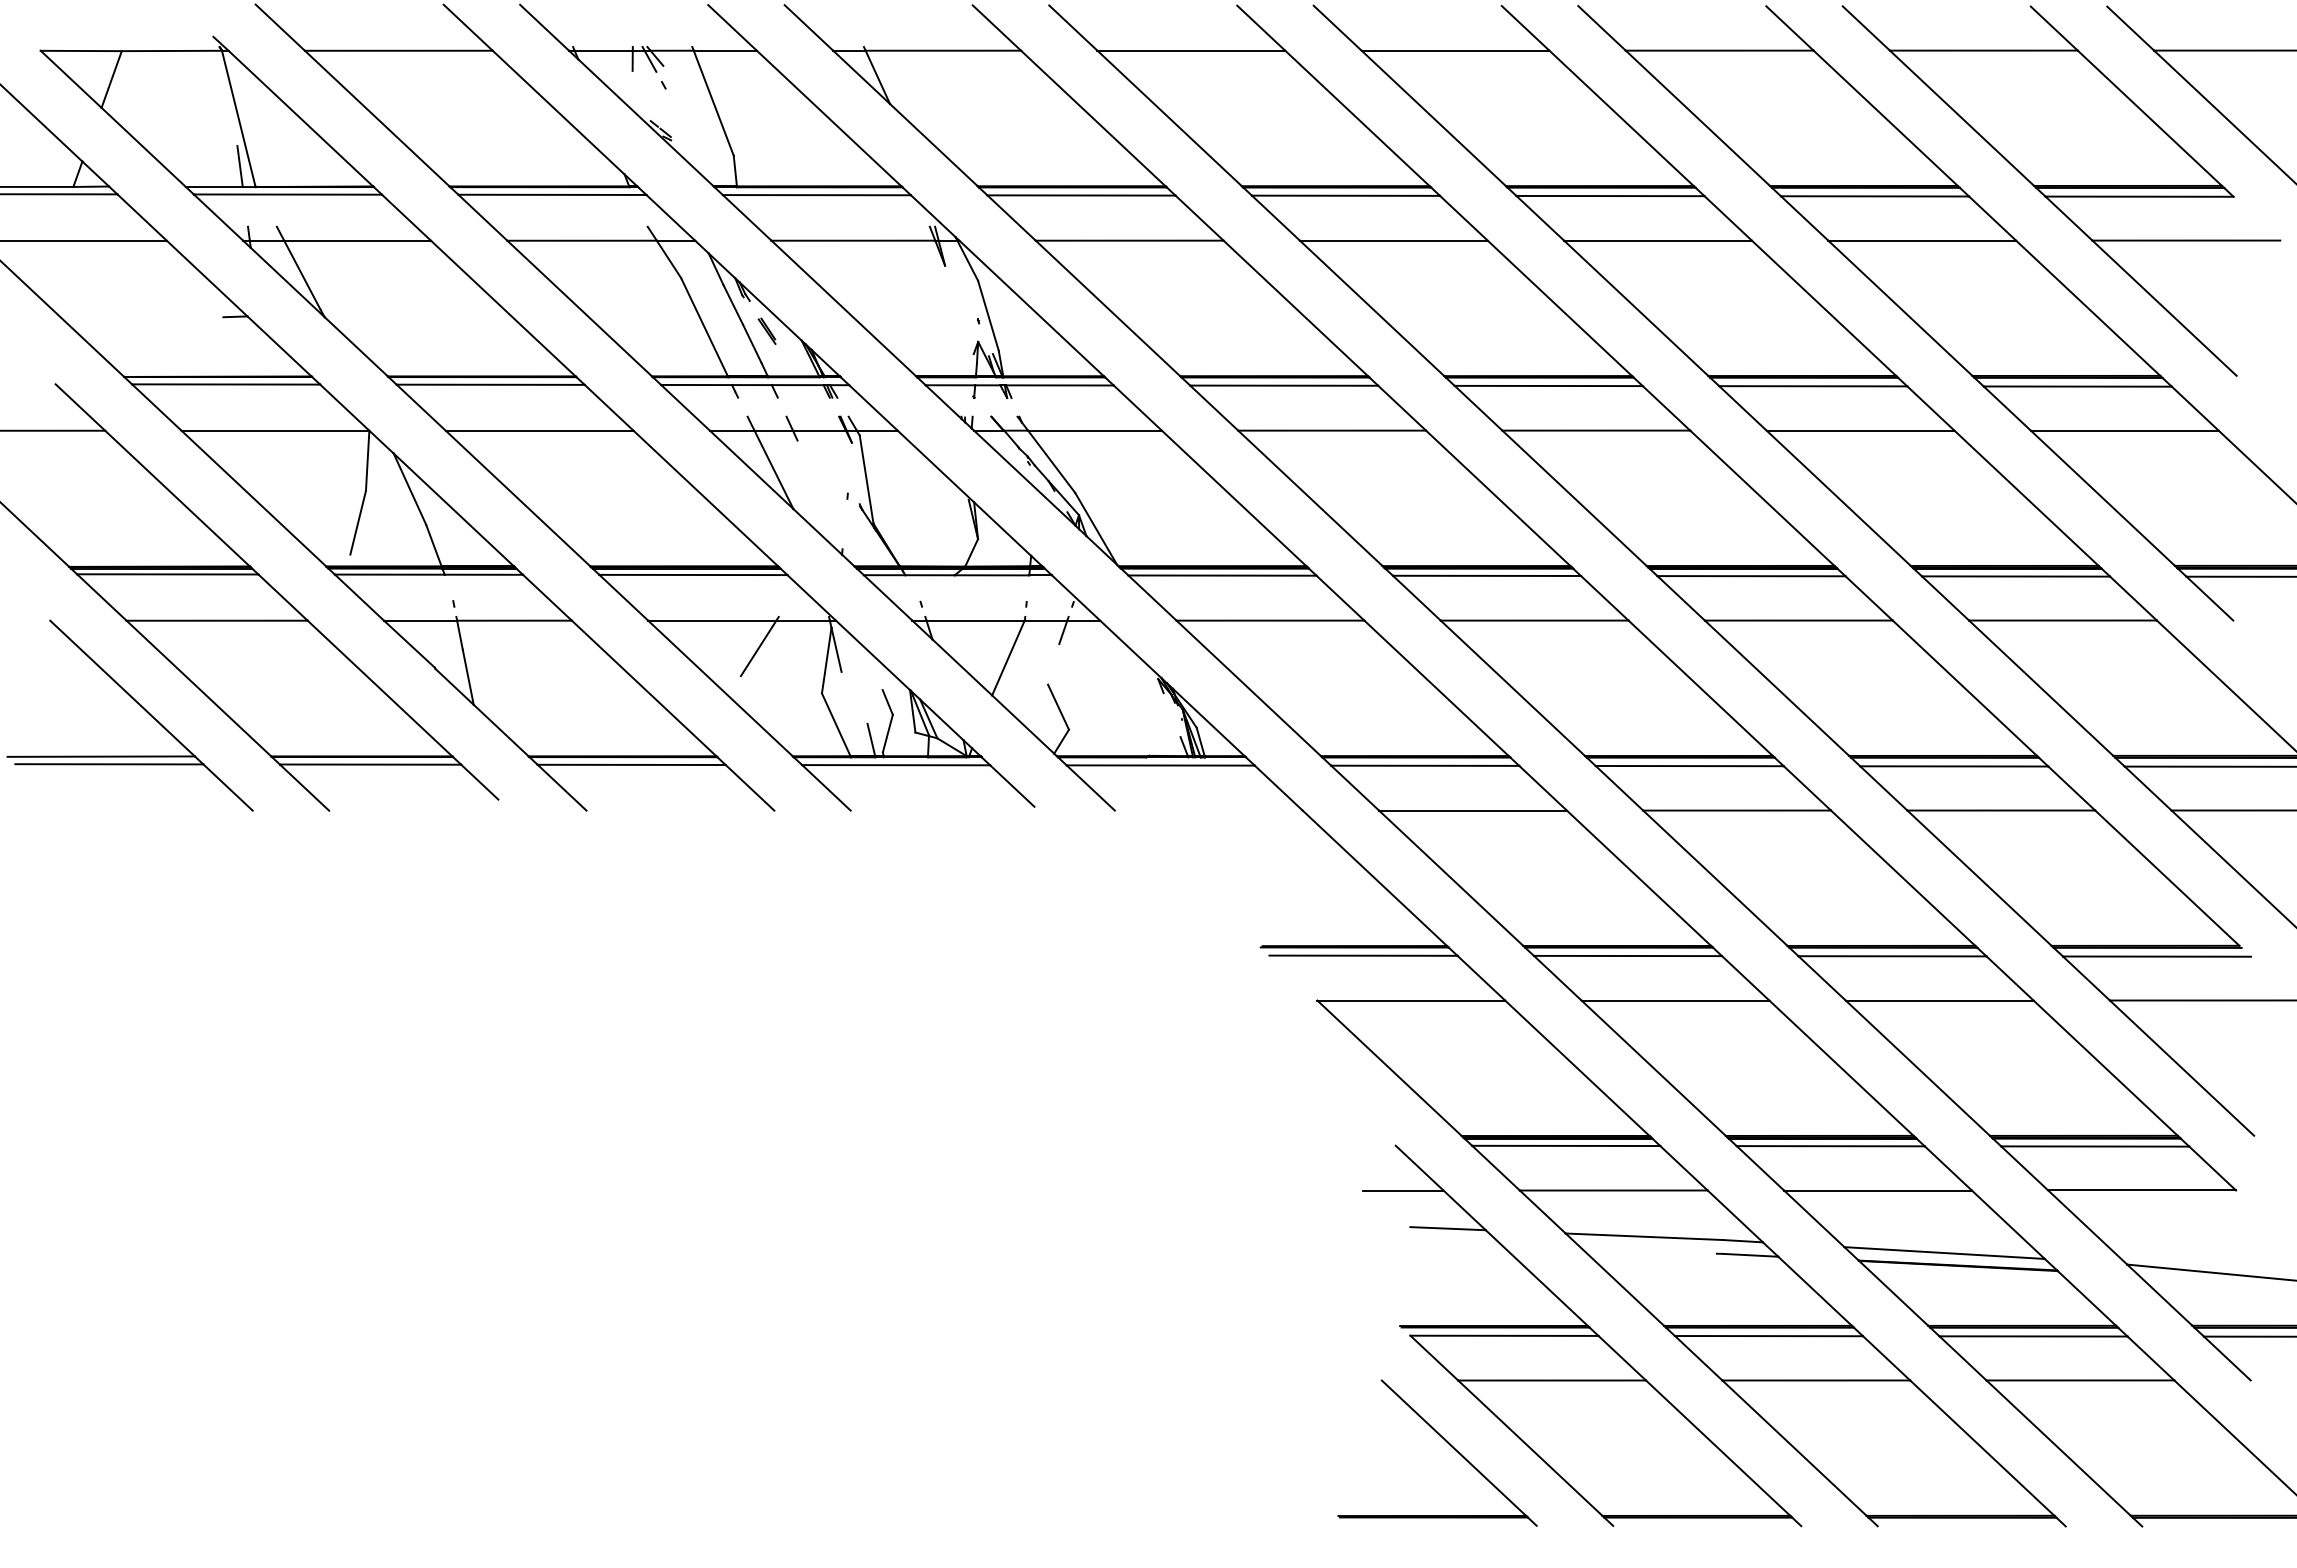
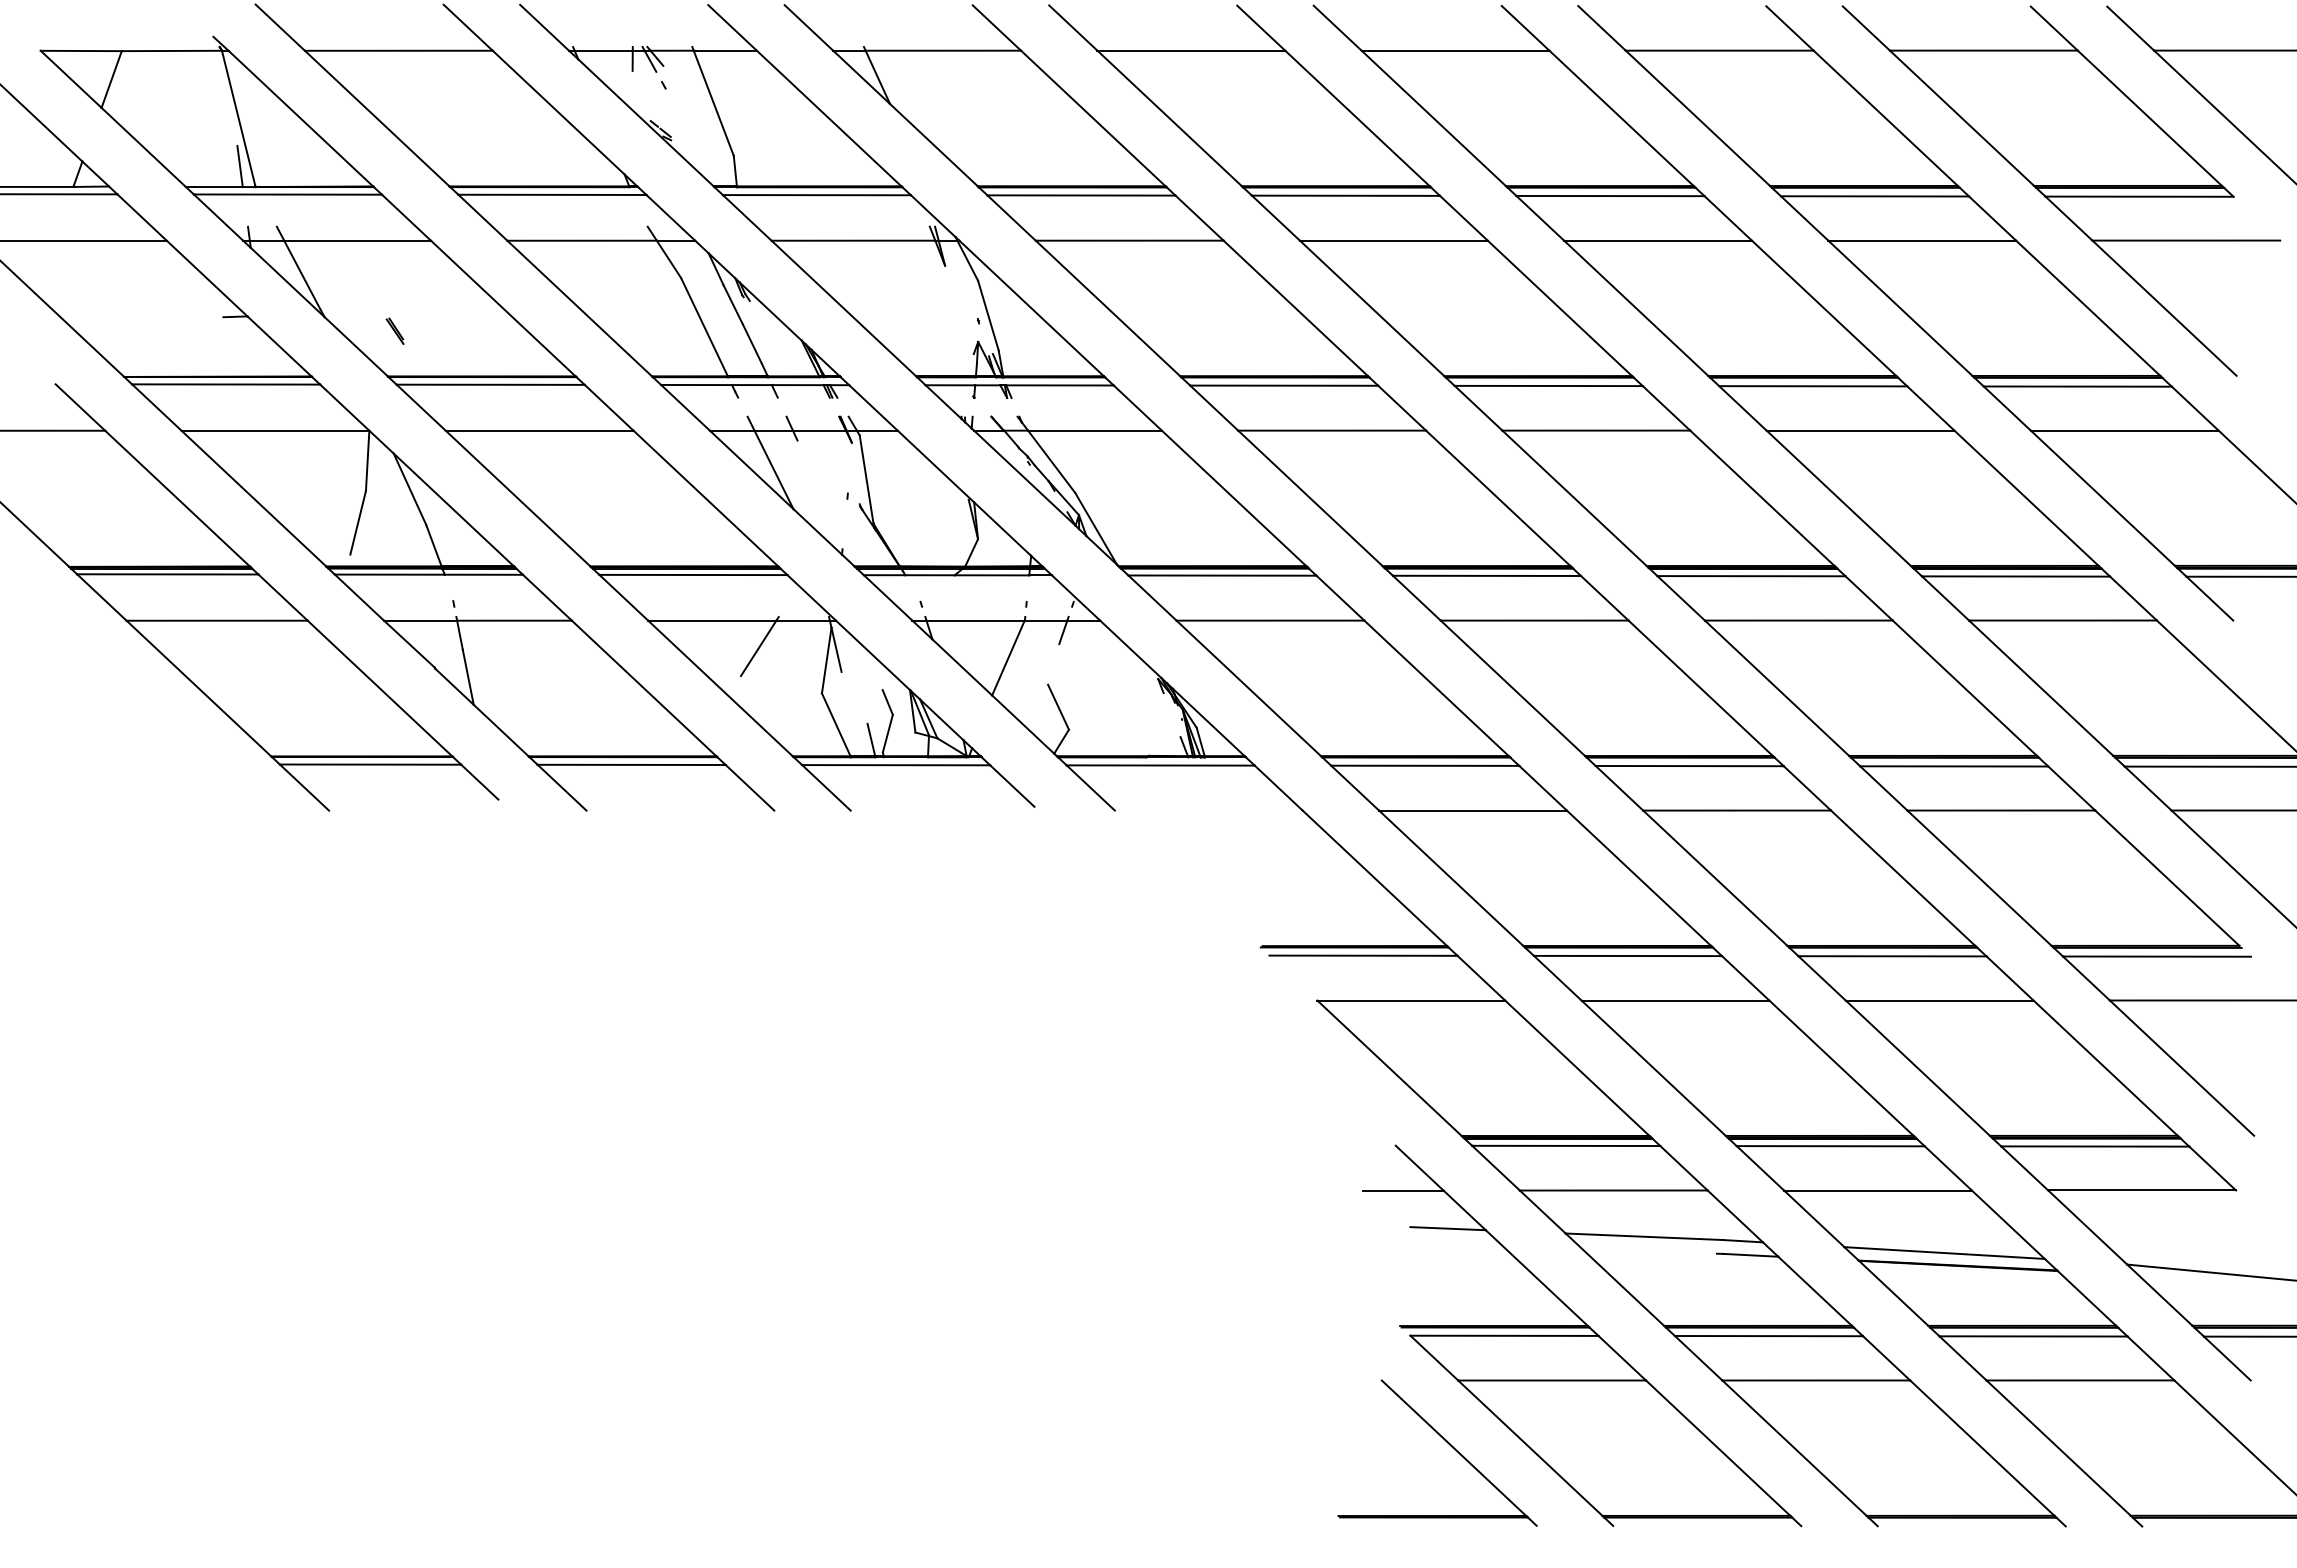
part position: (766, 330) -> (394, 330) (394, 330)
part: present -> none (139, 705)
